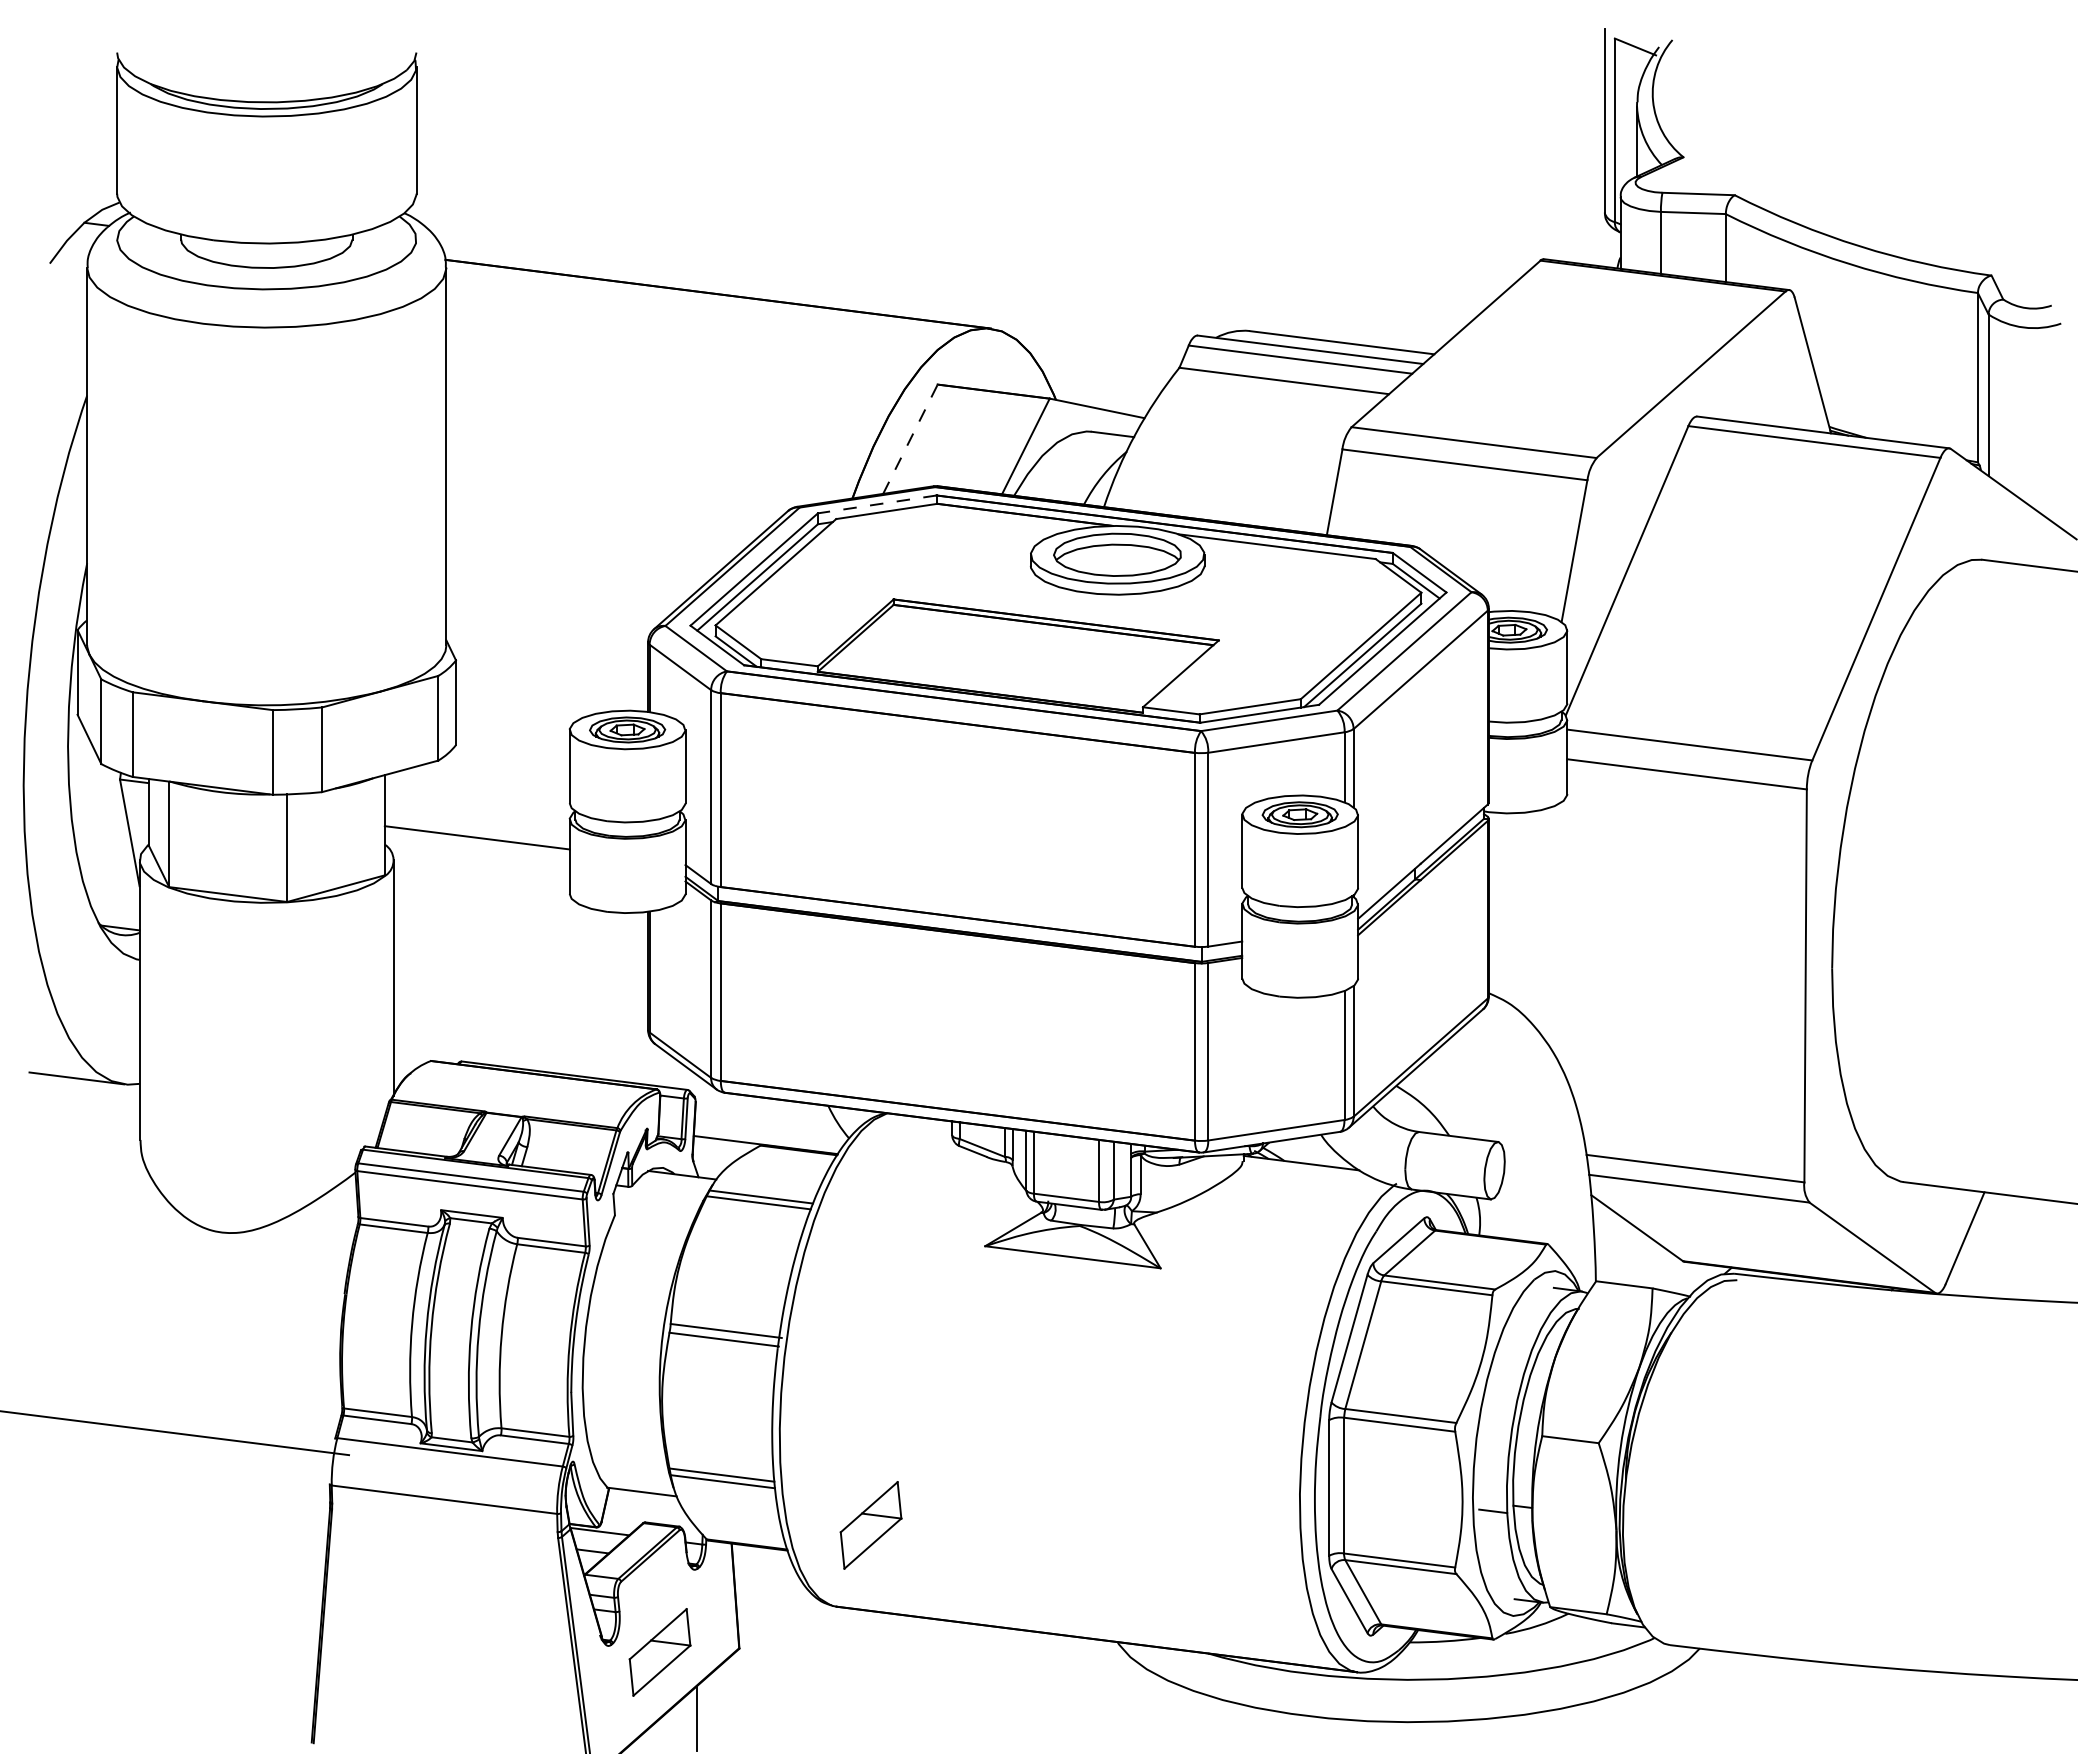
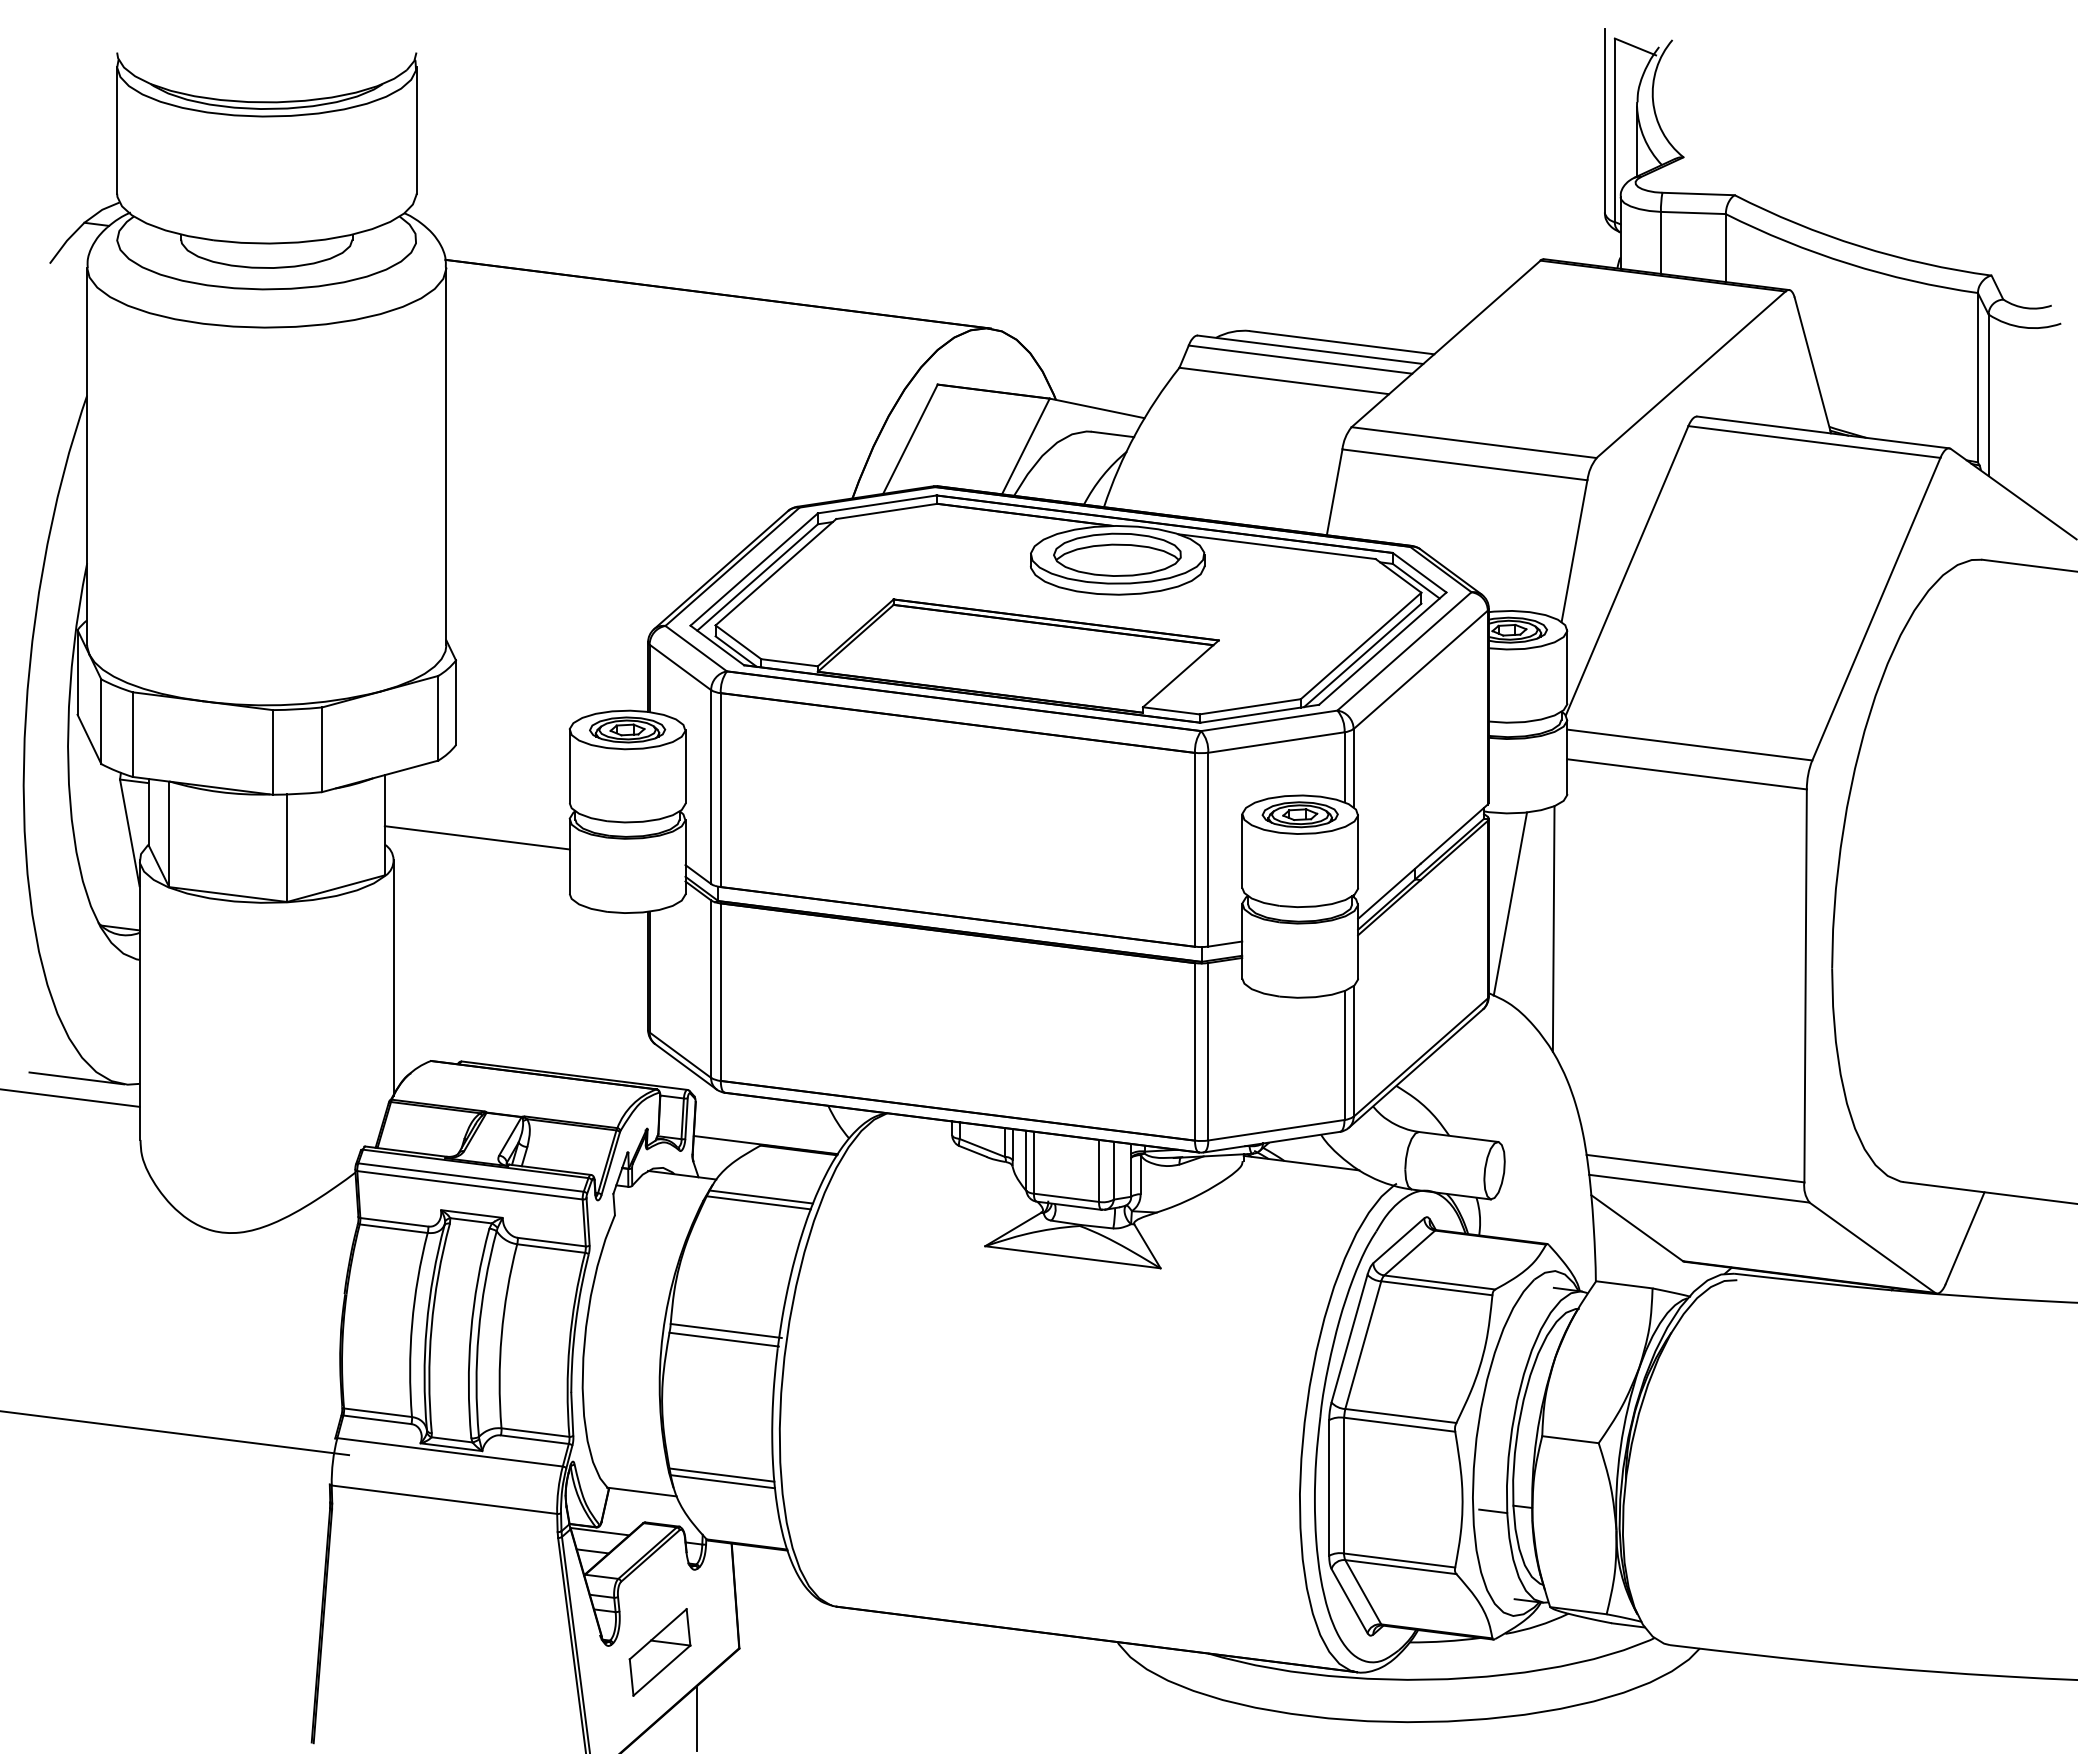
line: dashed -> solid (910, 438)
line: dashed -> solid (876, 504)
line: none -> present (1510, 903)
line: none -> present (1553, 928)
line: none -> present (70, 1097)
part: present -> none (870, 1525)
